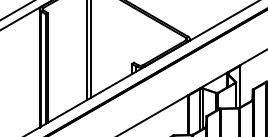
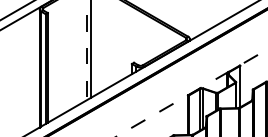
line: solid -> dashed (86, 50)
line: solid -> dashed (191, 93)
